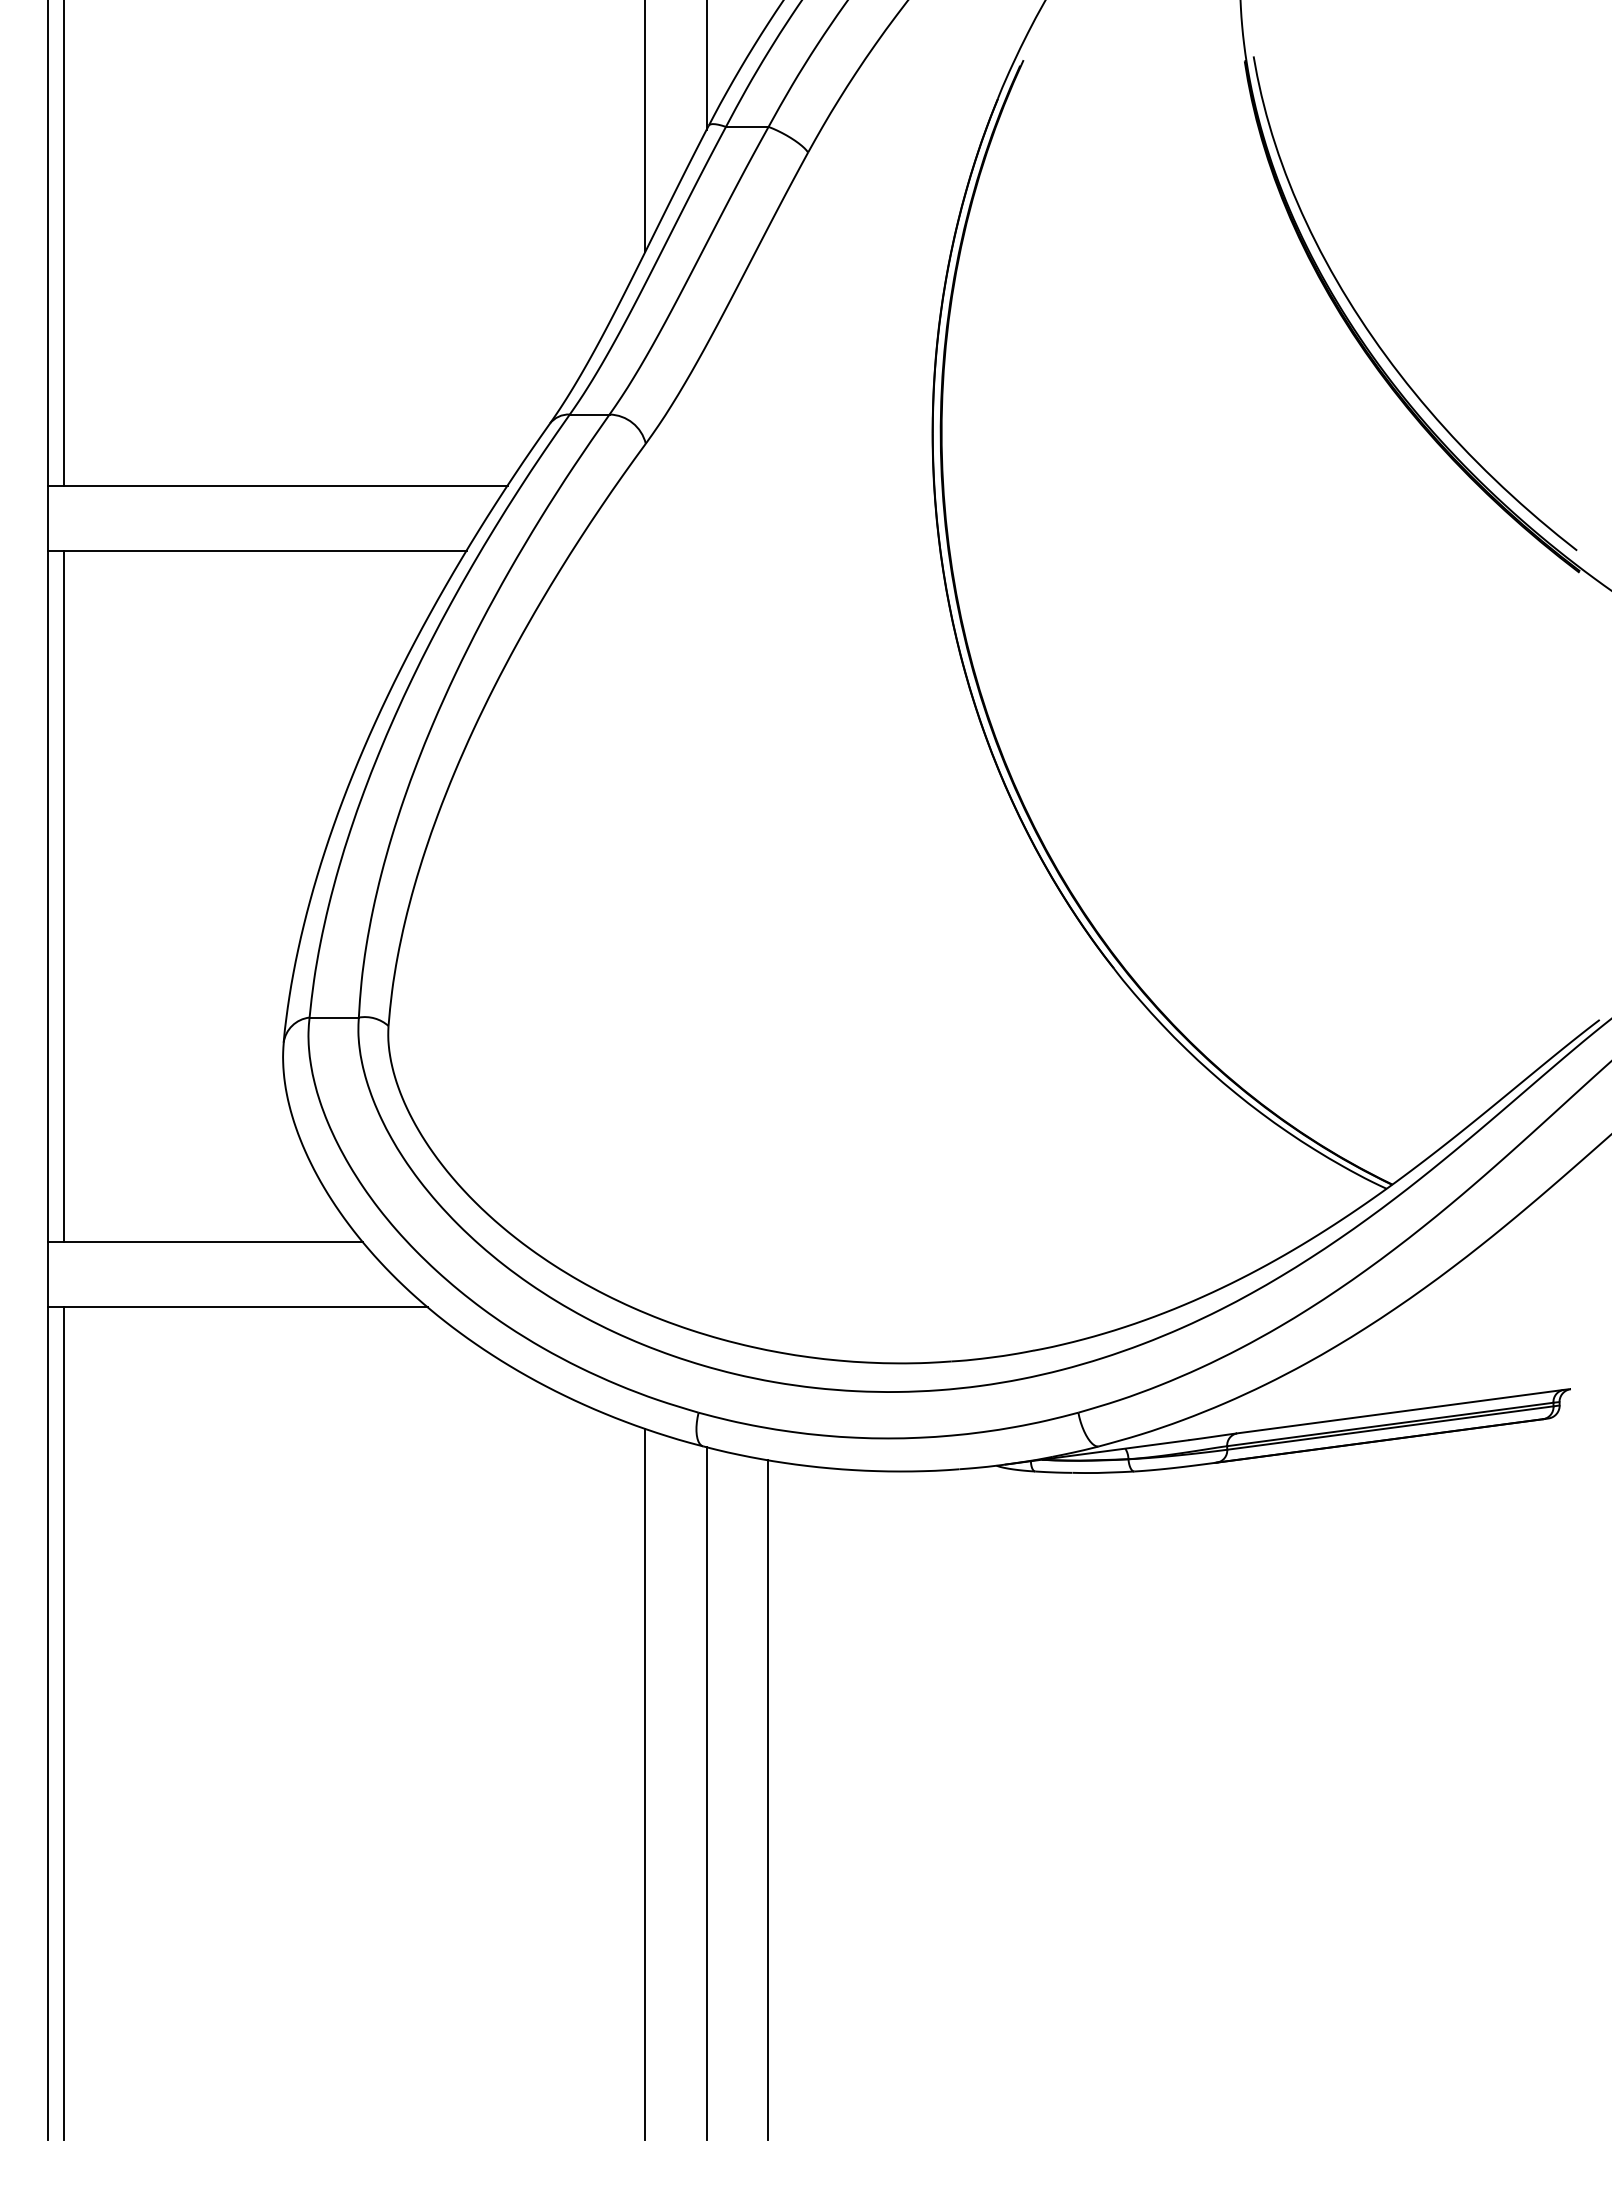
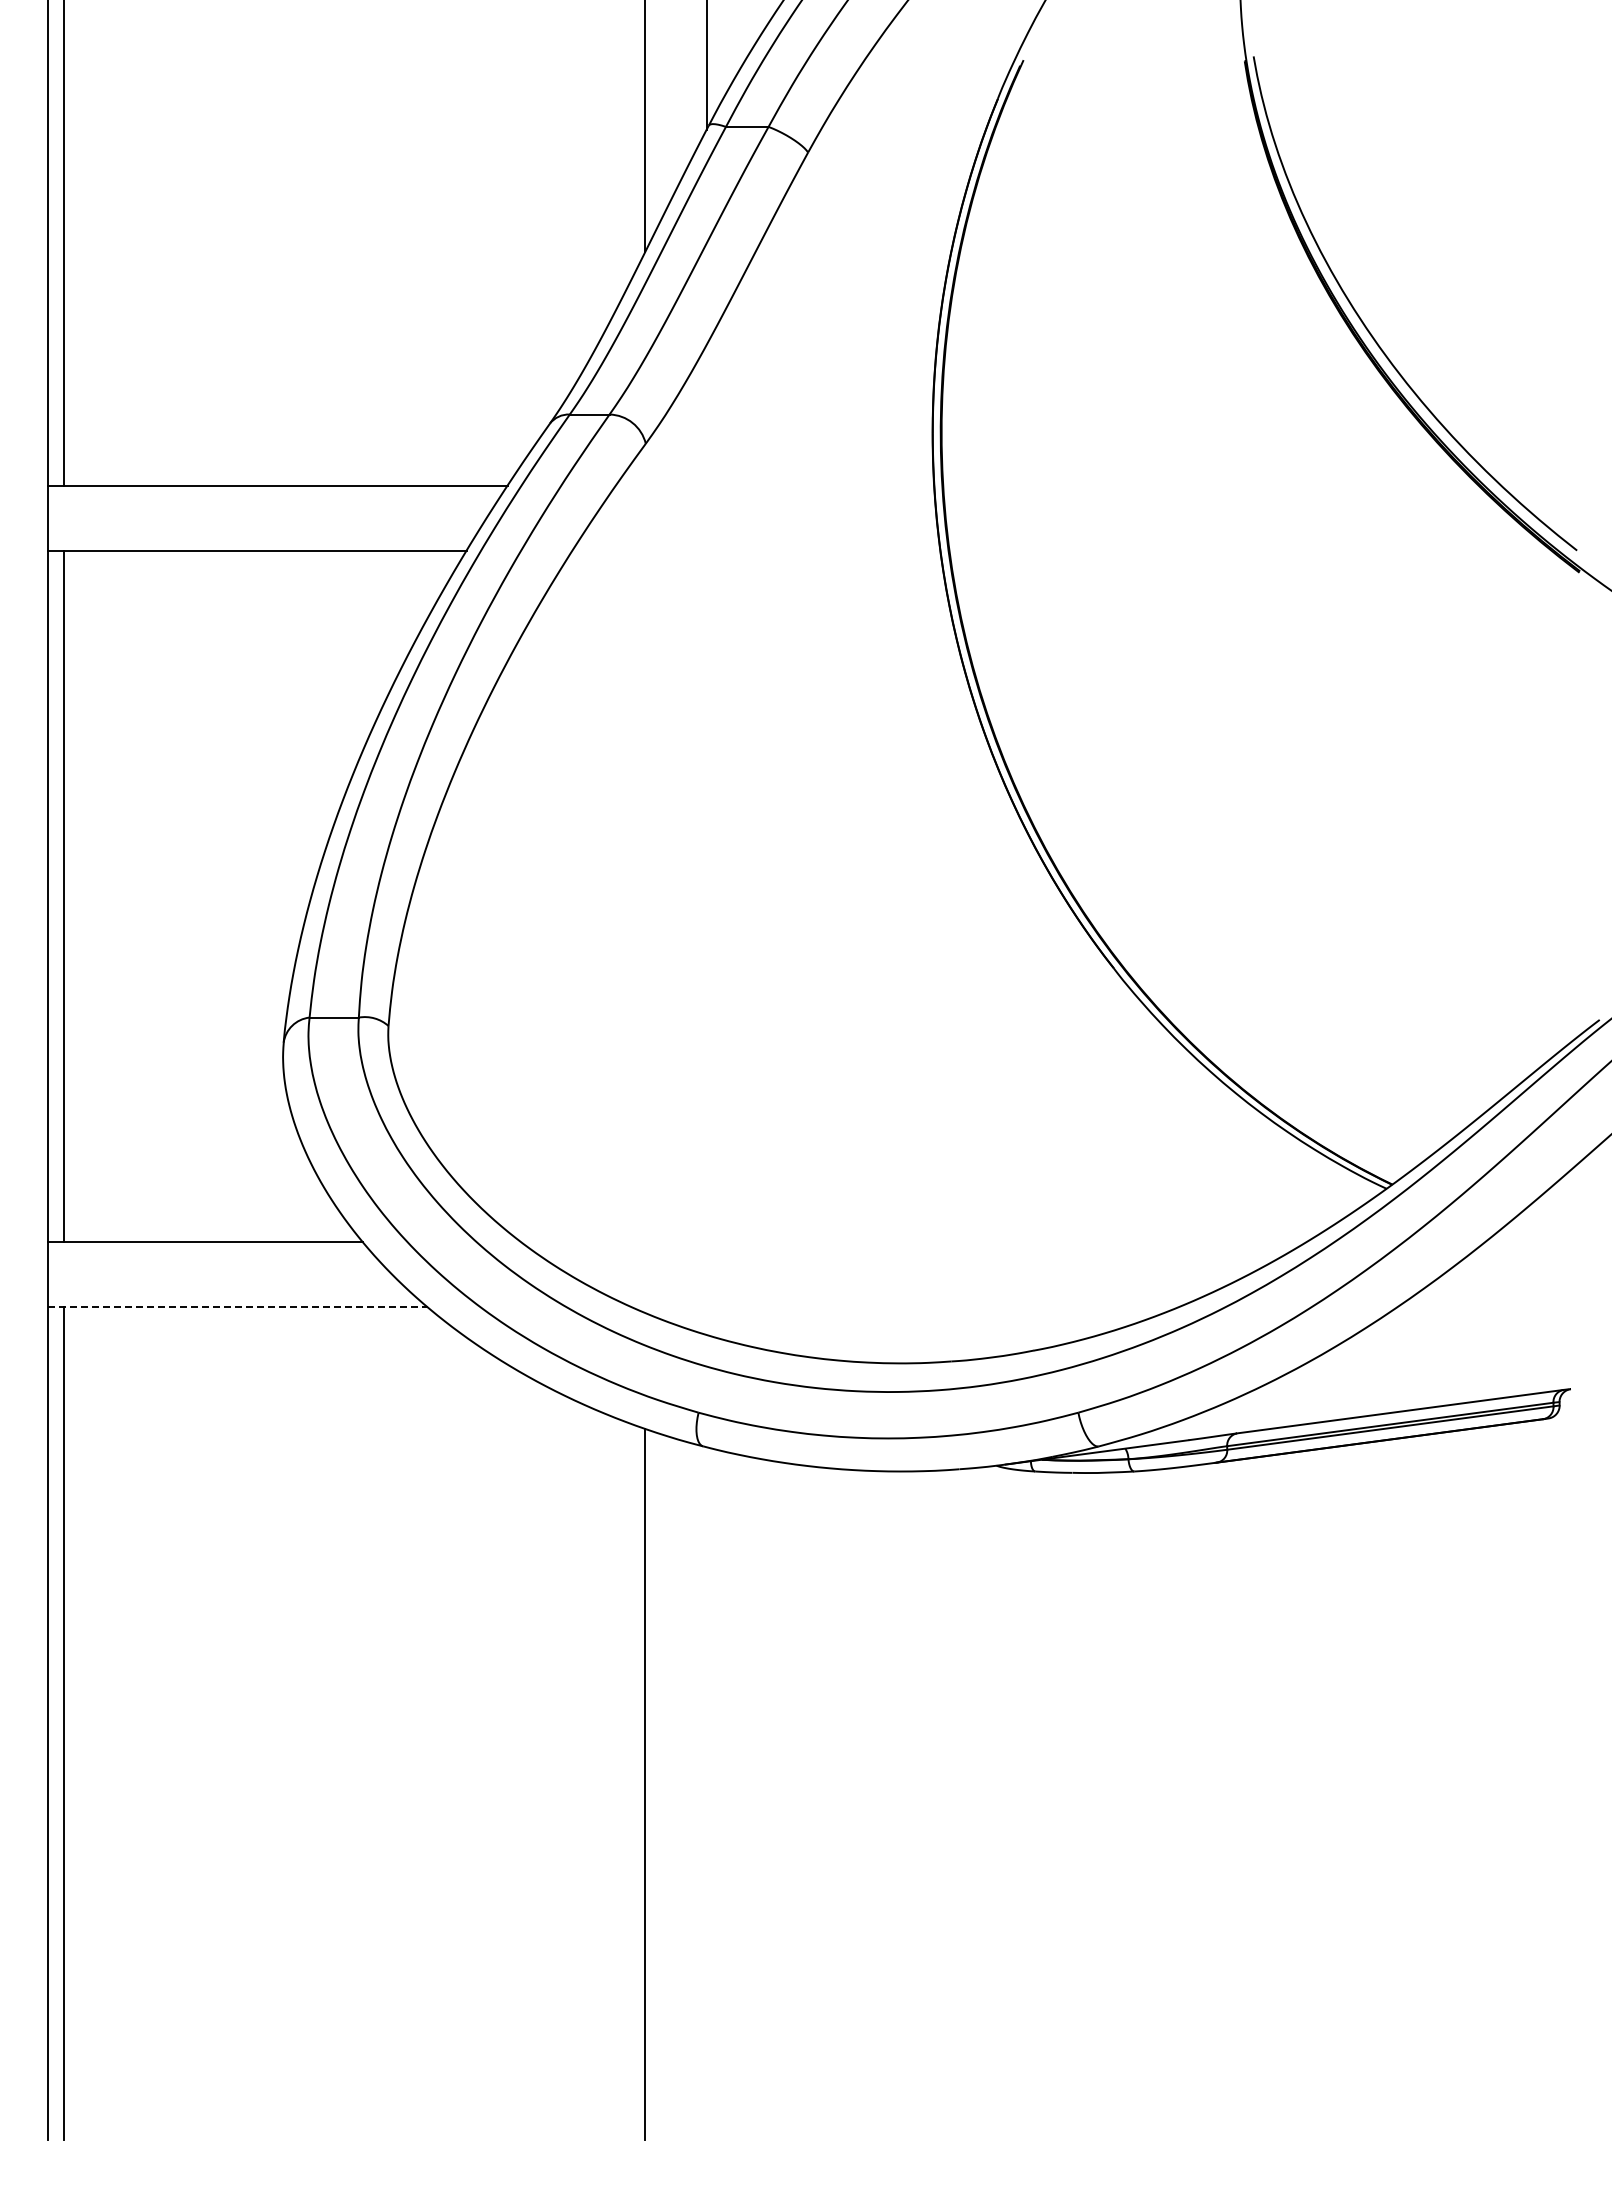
line: solid -> dashed (238, 1307)
line: present -> none (706, 1793)
line: present -> none (767, 1799)
